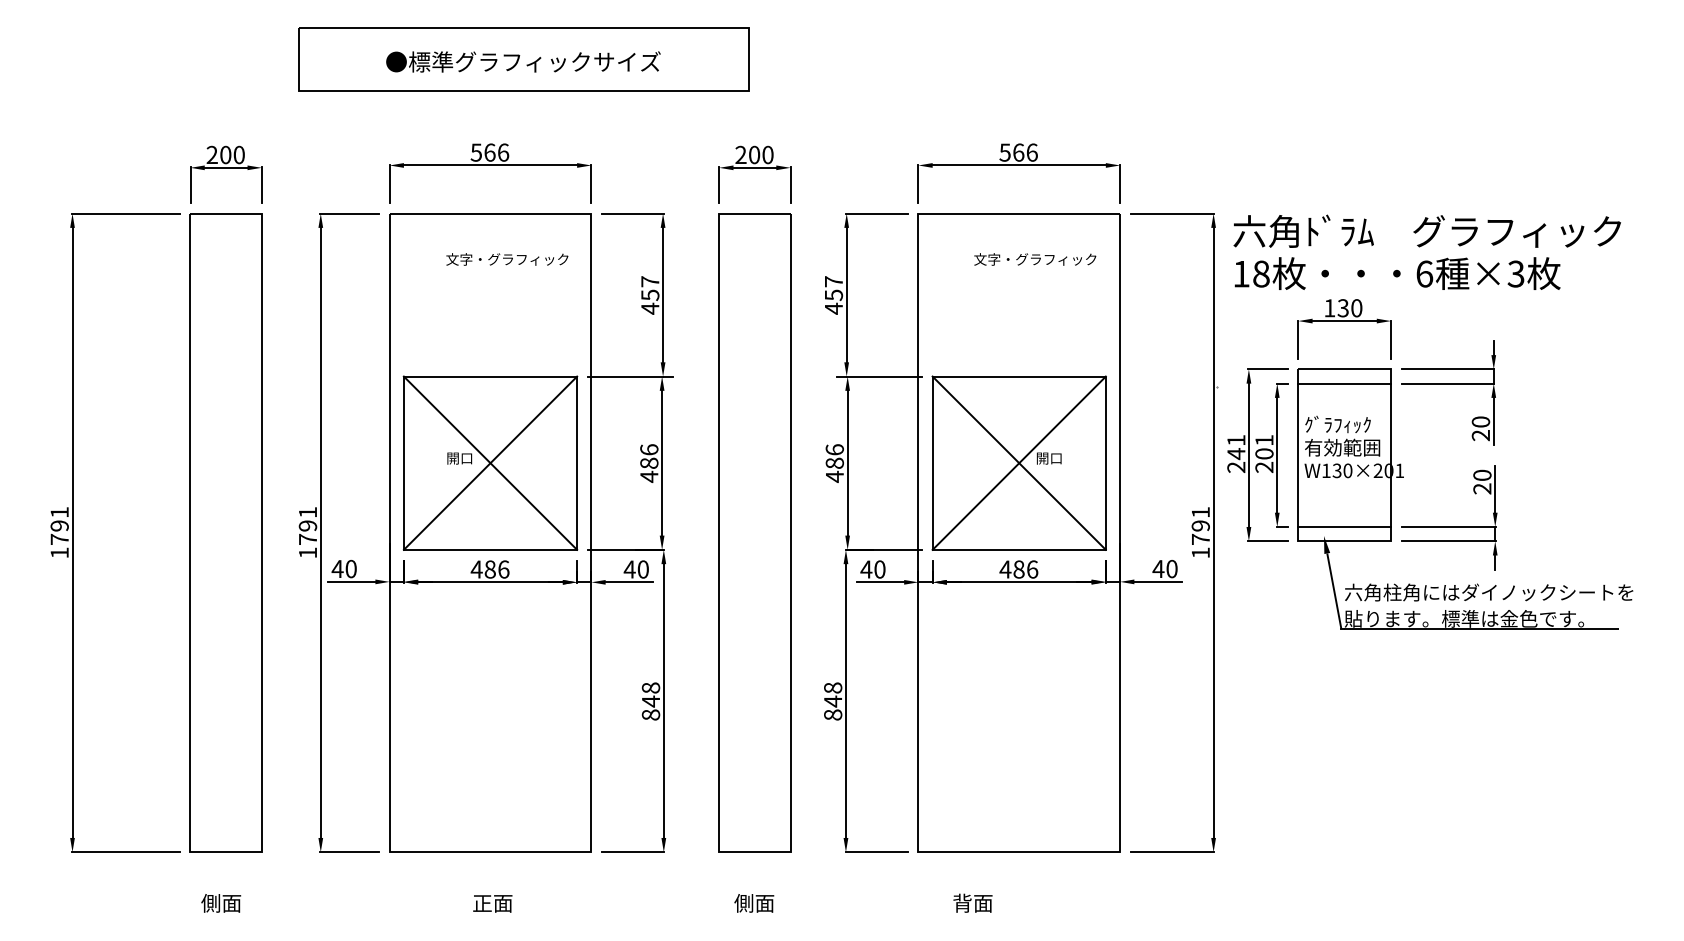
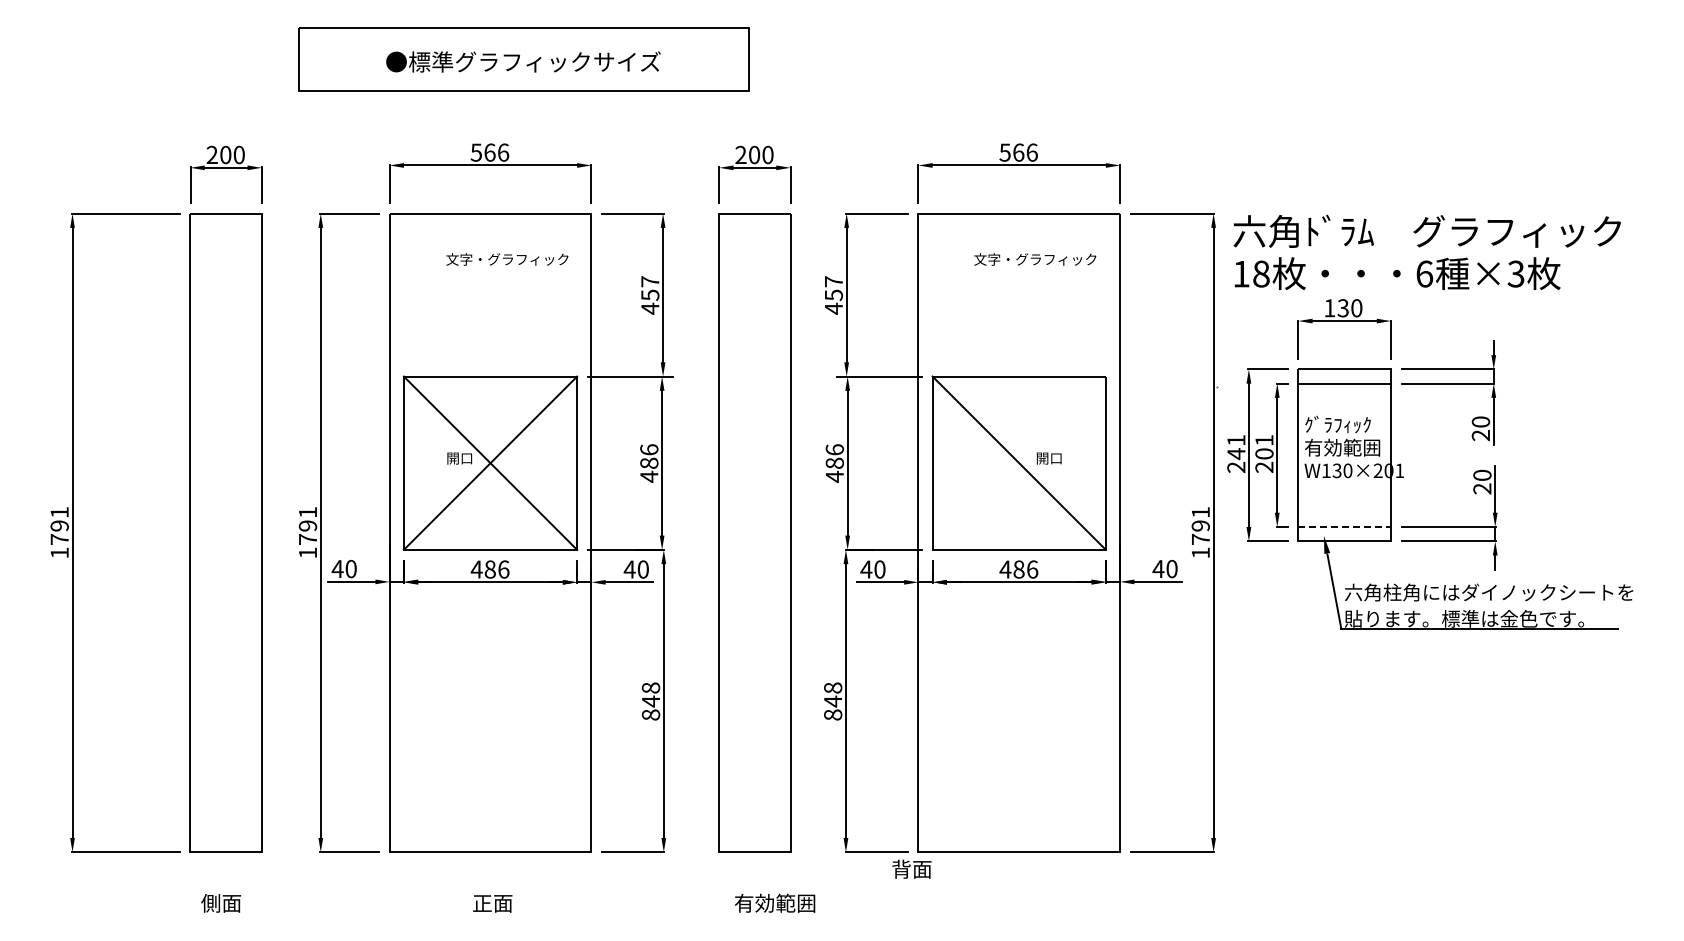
line: present -> none (1018, 462)
line: solid -> dashed (1345, 526)
text: 側面 -> 有効範囲 (774, 902)
text position: (972, 902) -> (911, 868) (911, 868)
